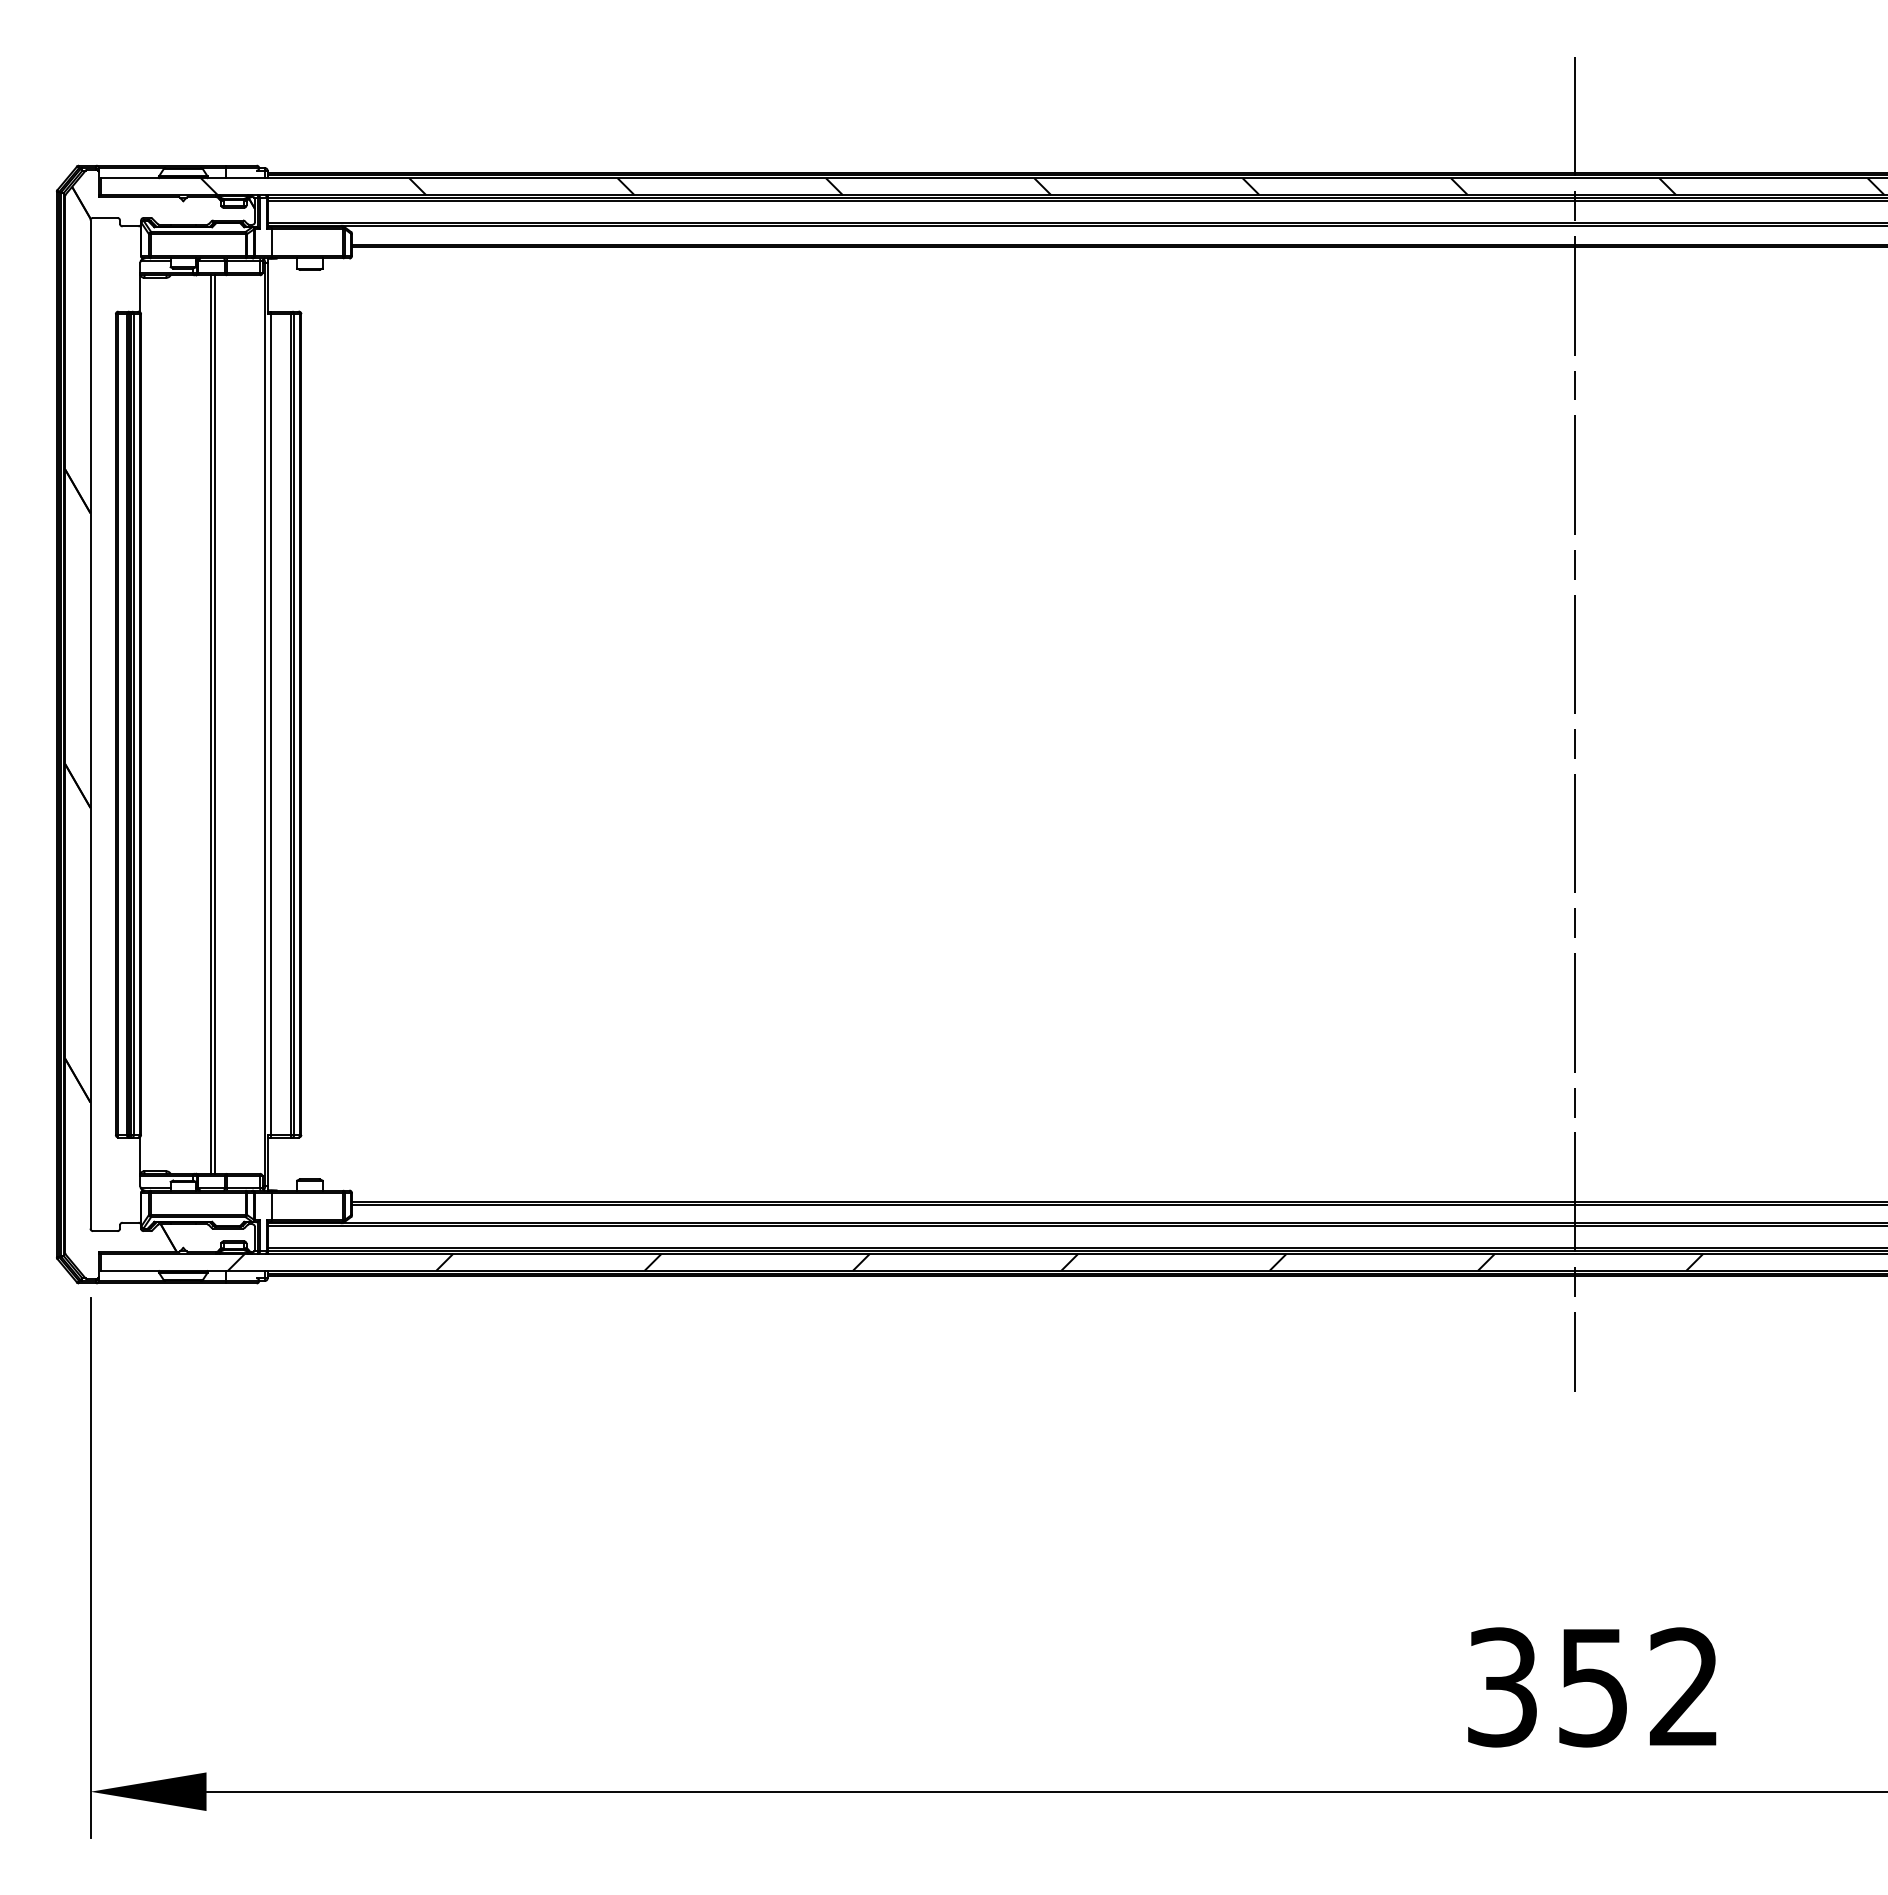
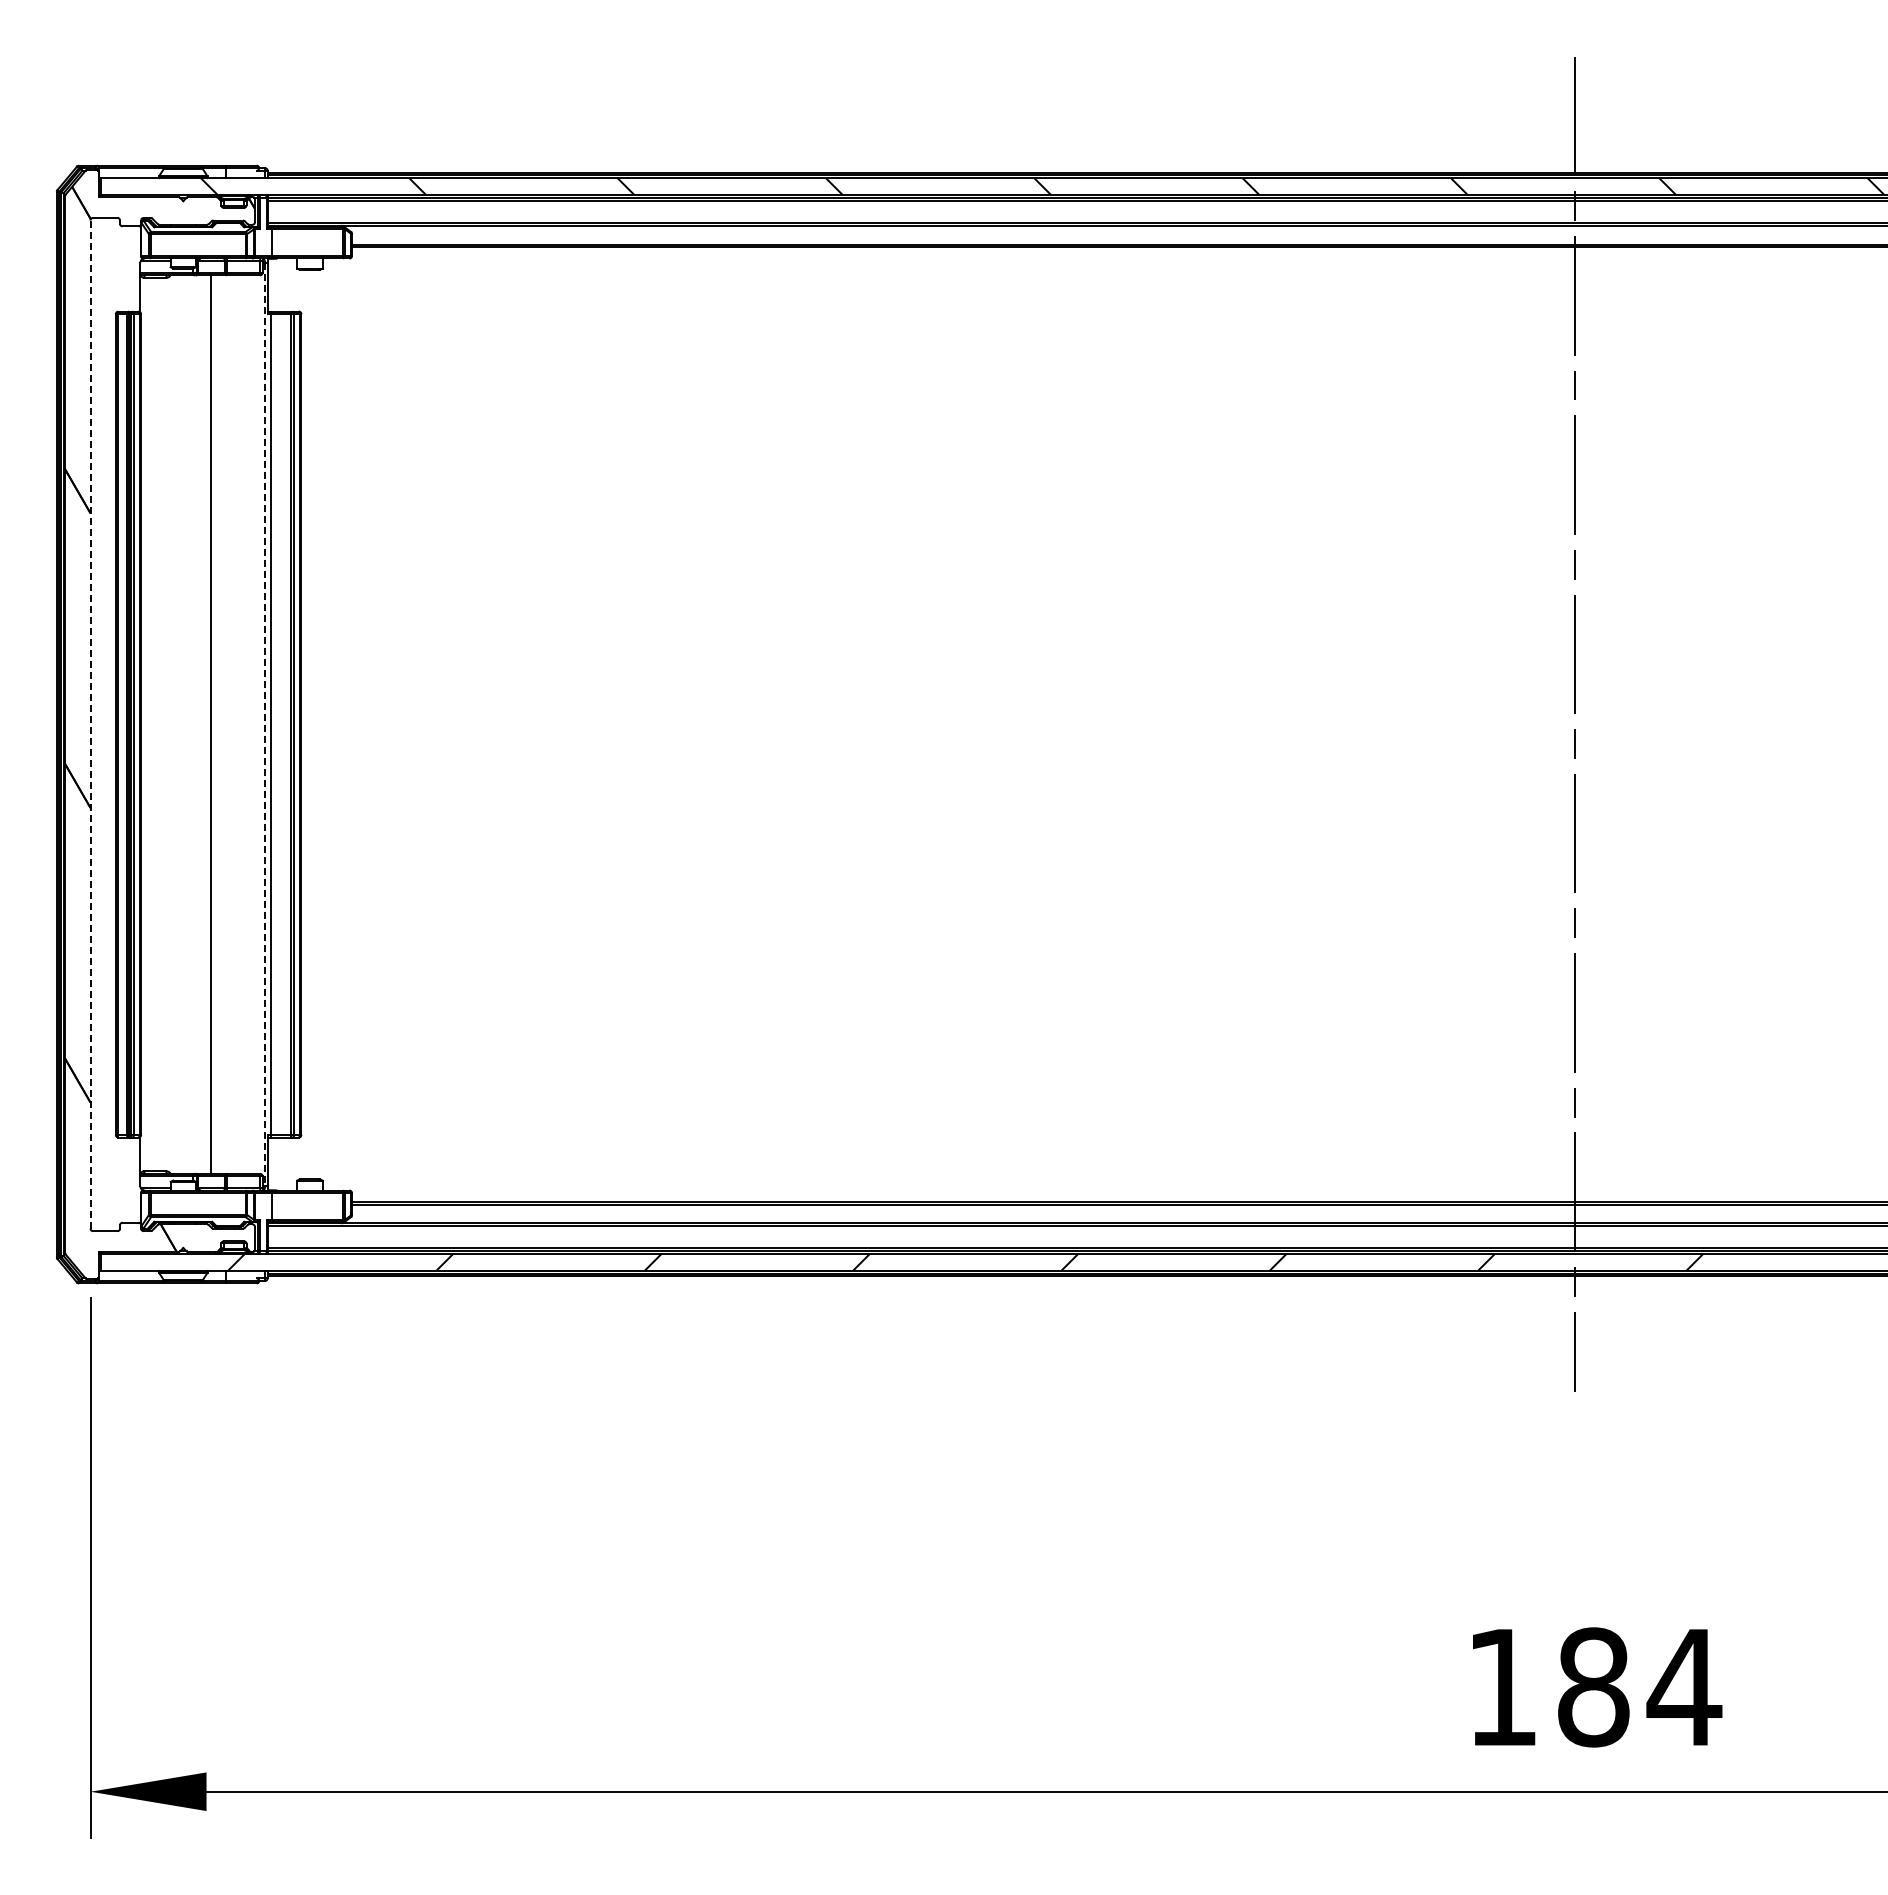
line: solid -> dashed (90, 724)
line: present -> none (214, 724)
line: solid -> dashed (265, 724)
text: 352 -> 184 (1595, 1687)
